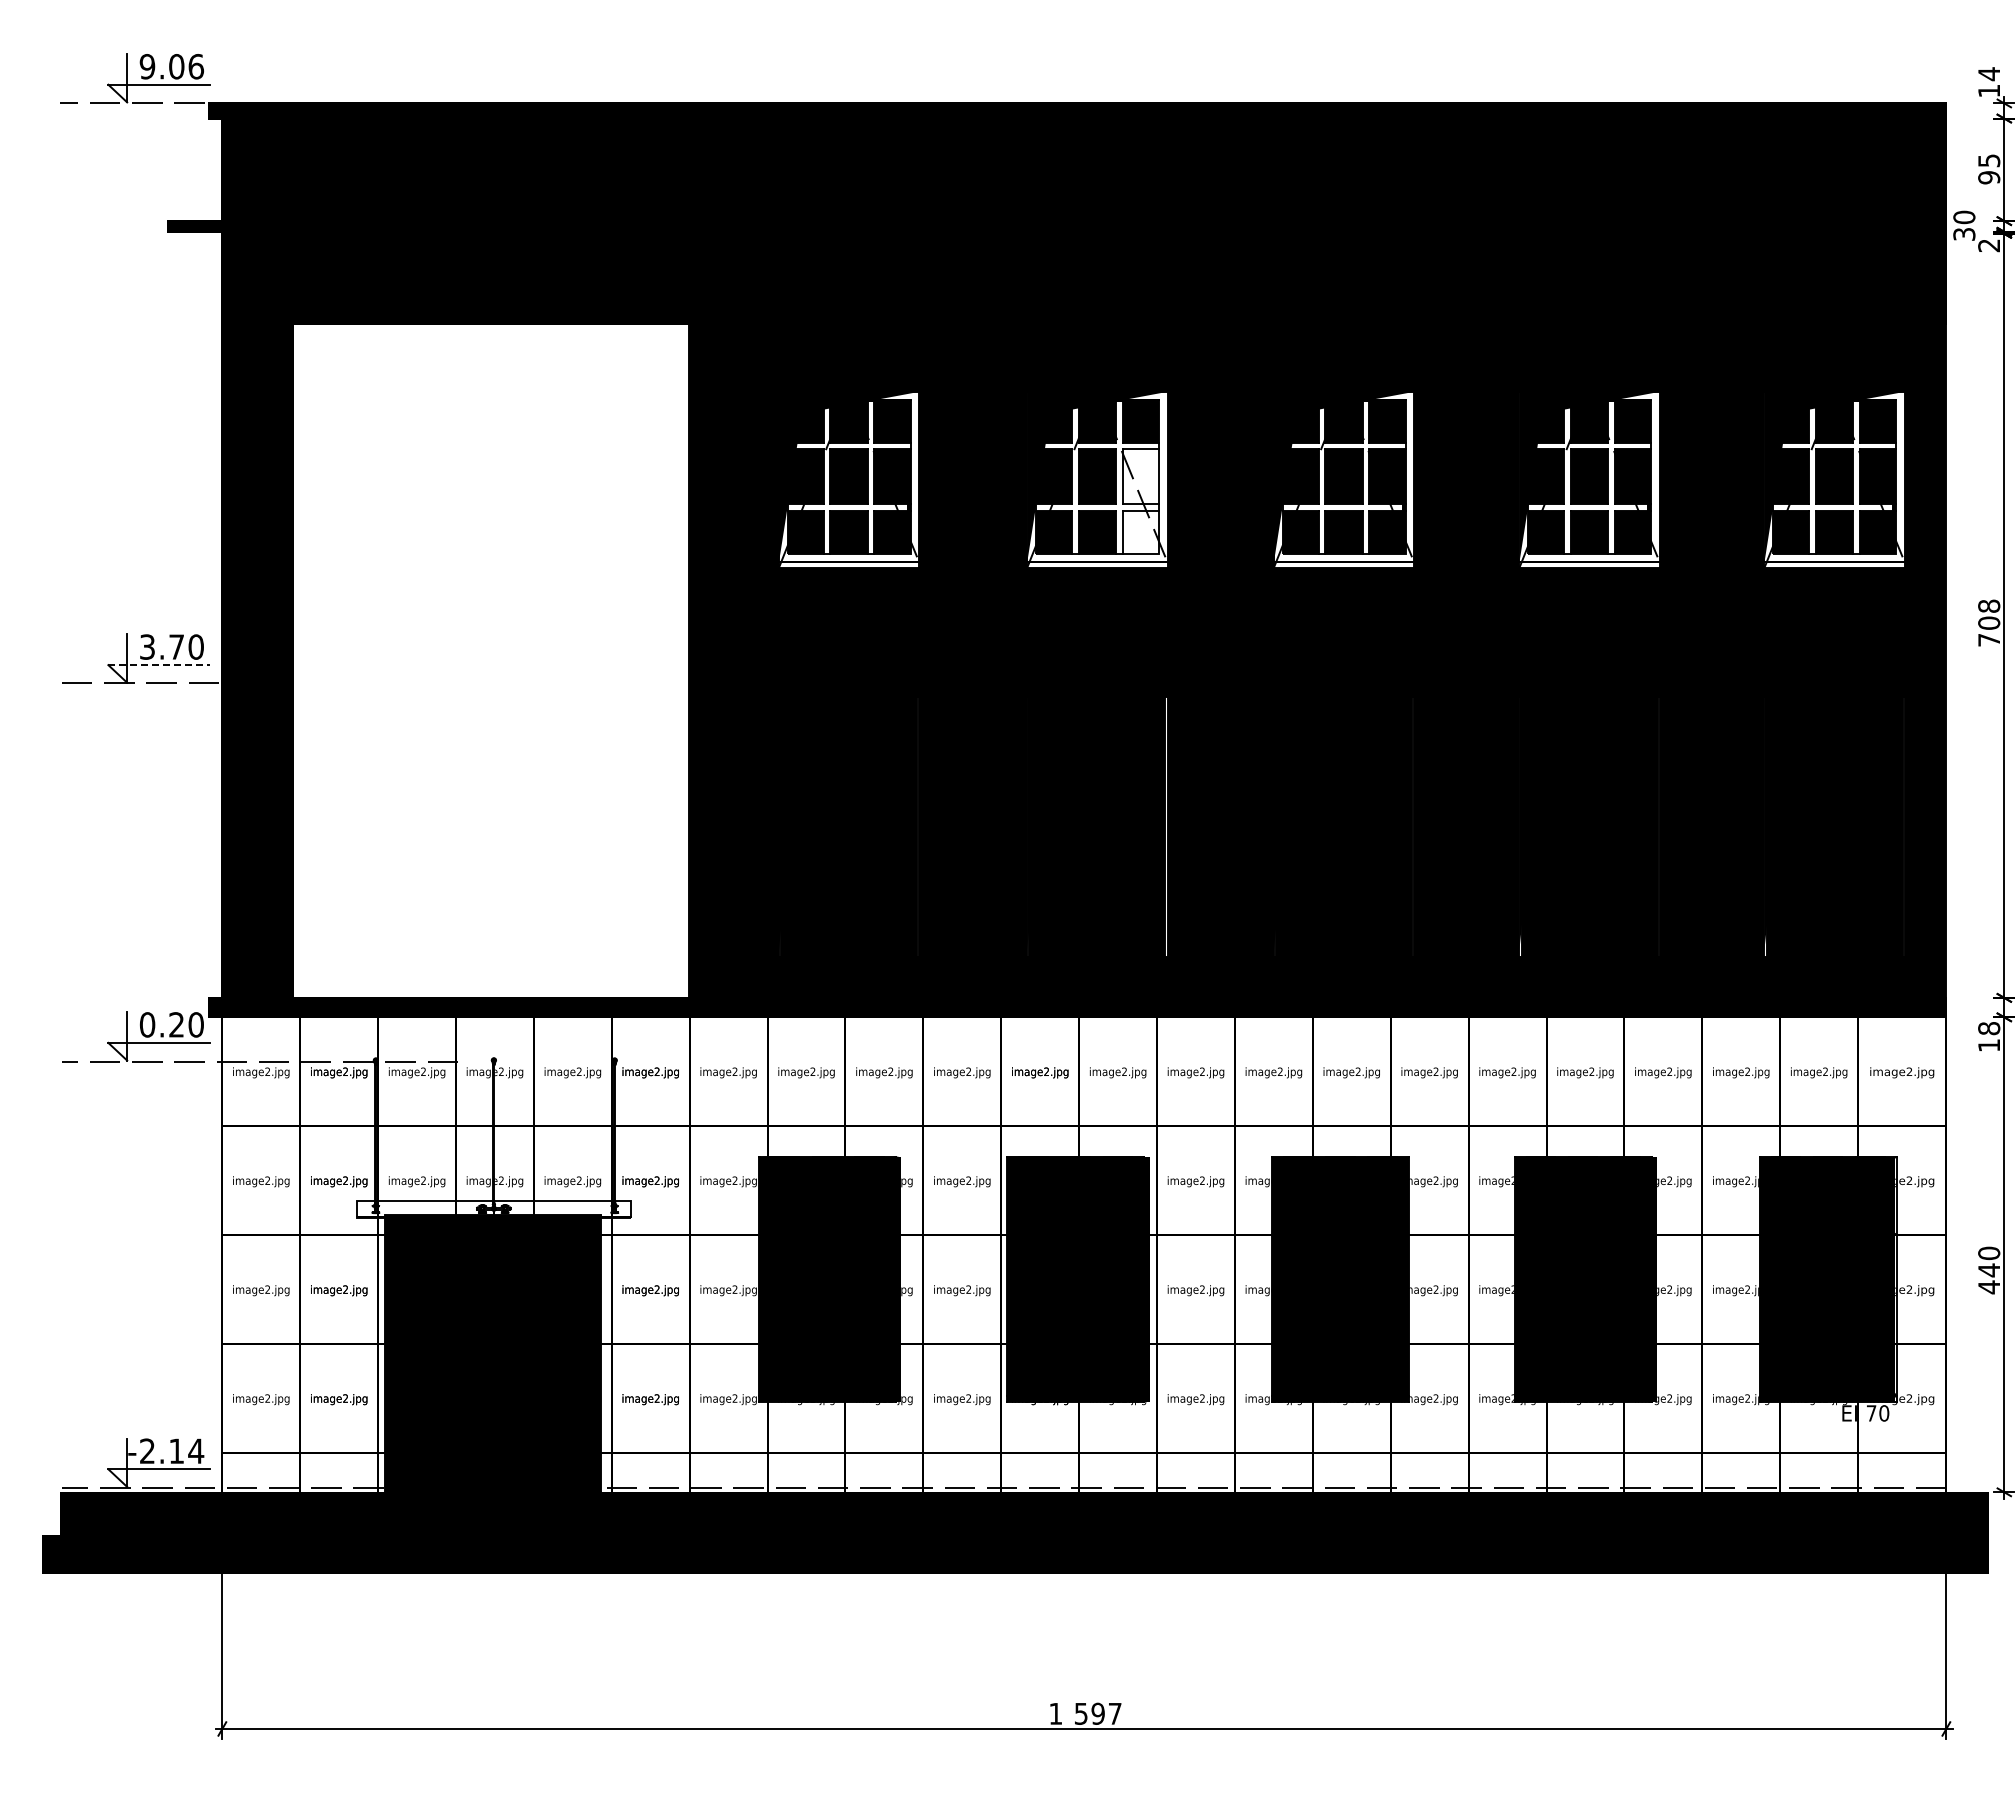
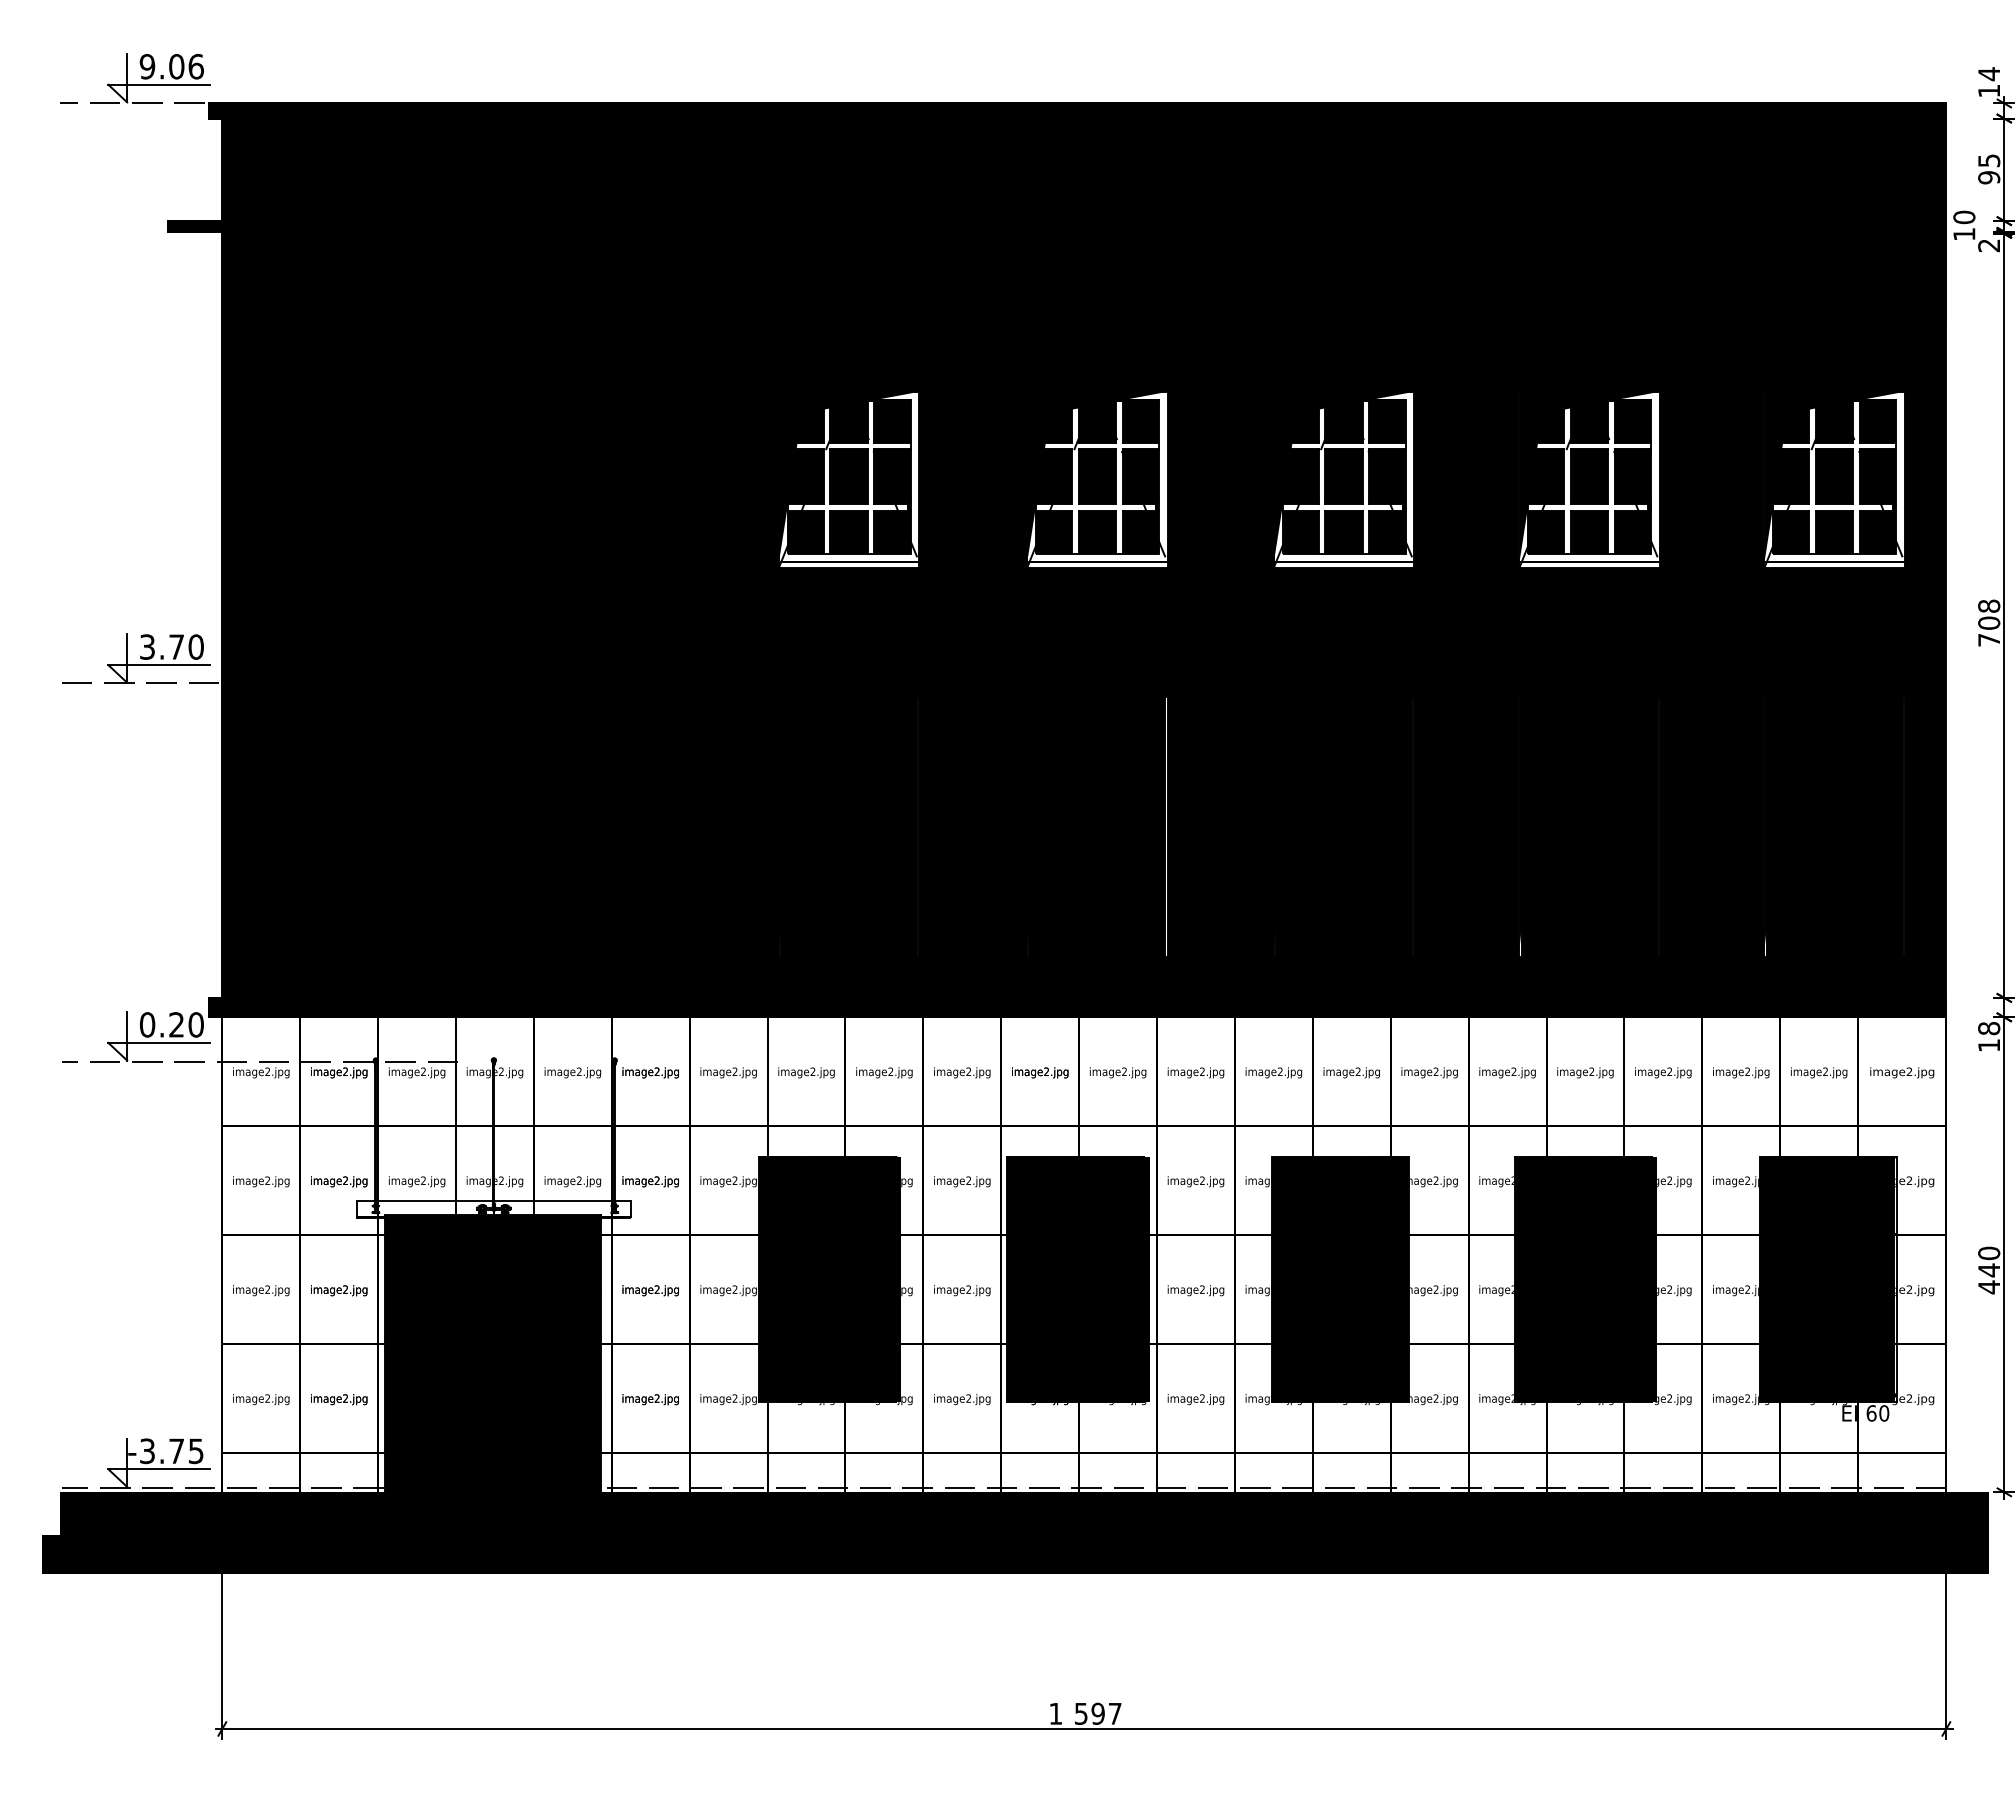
text: 30 -> 10 (1964, 234)
fill: none -> present (1140, 501)
fill: none -> present (491, 660)
line: dashed -> solid (159, 665)
text: 70 -> 60 (1871, 1413)
text: -2.14 -> -3.75 (172, 1451)
